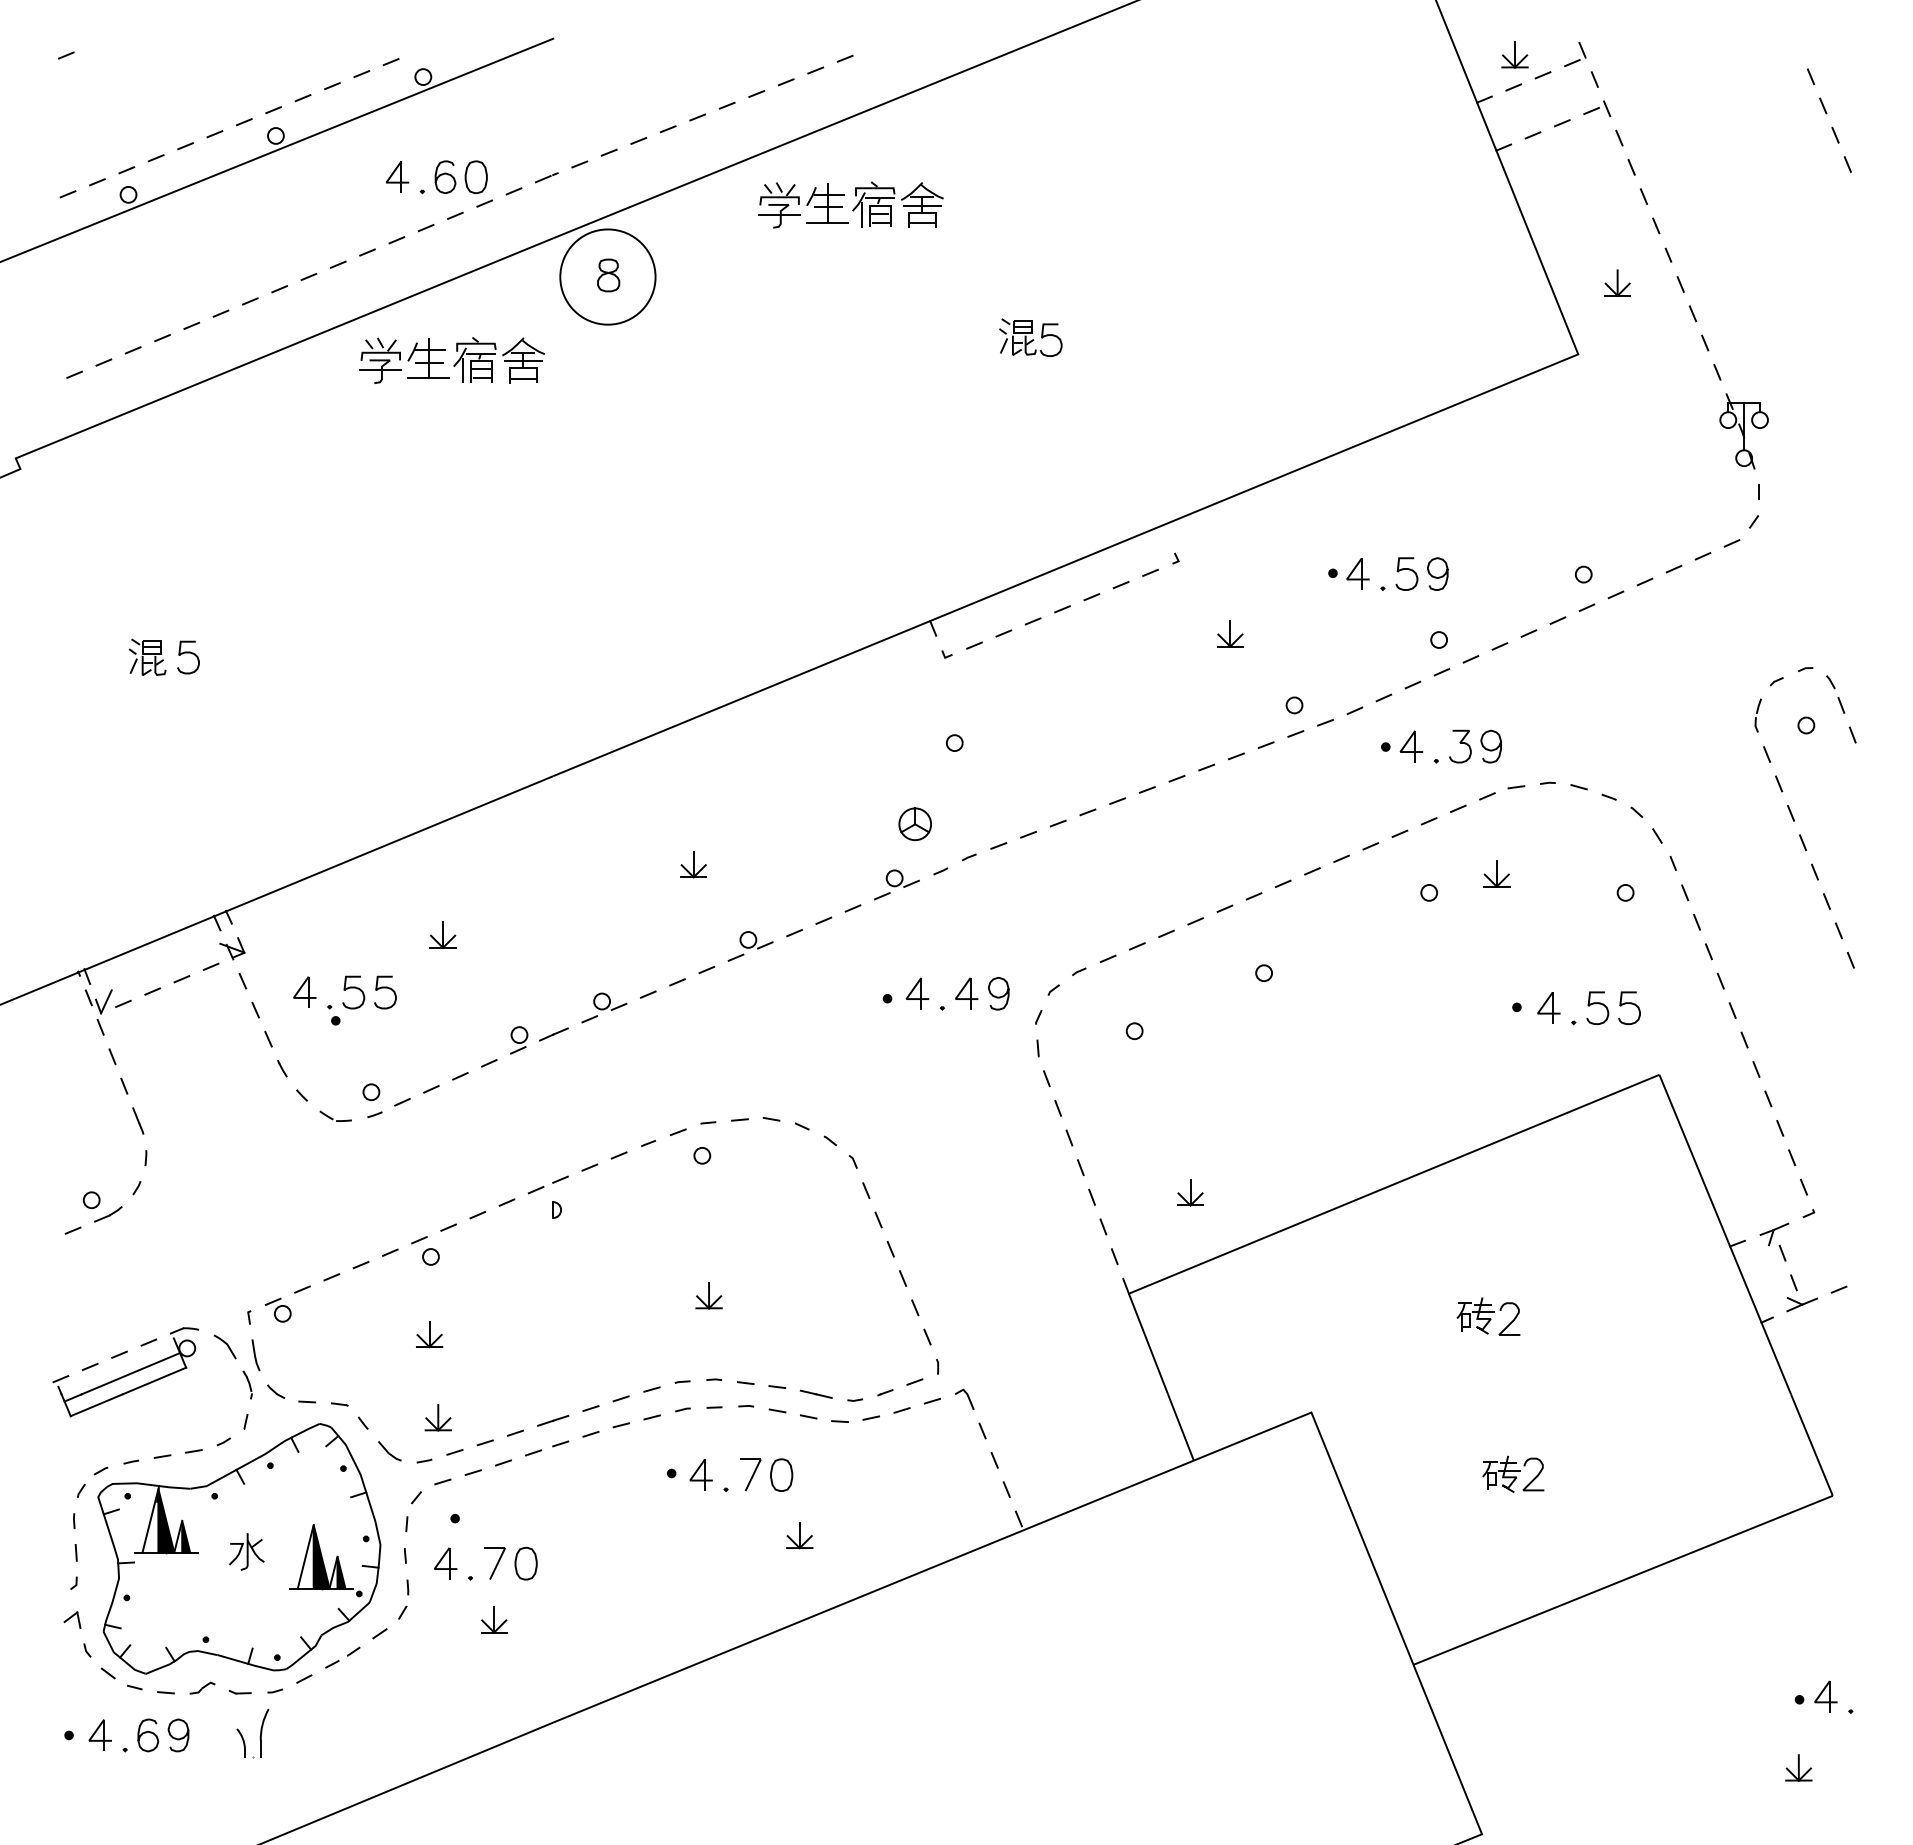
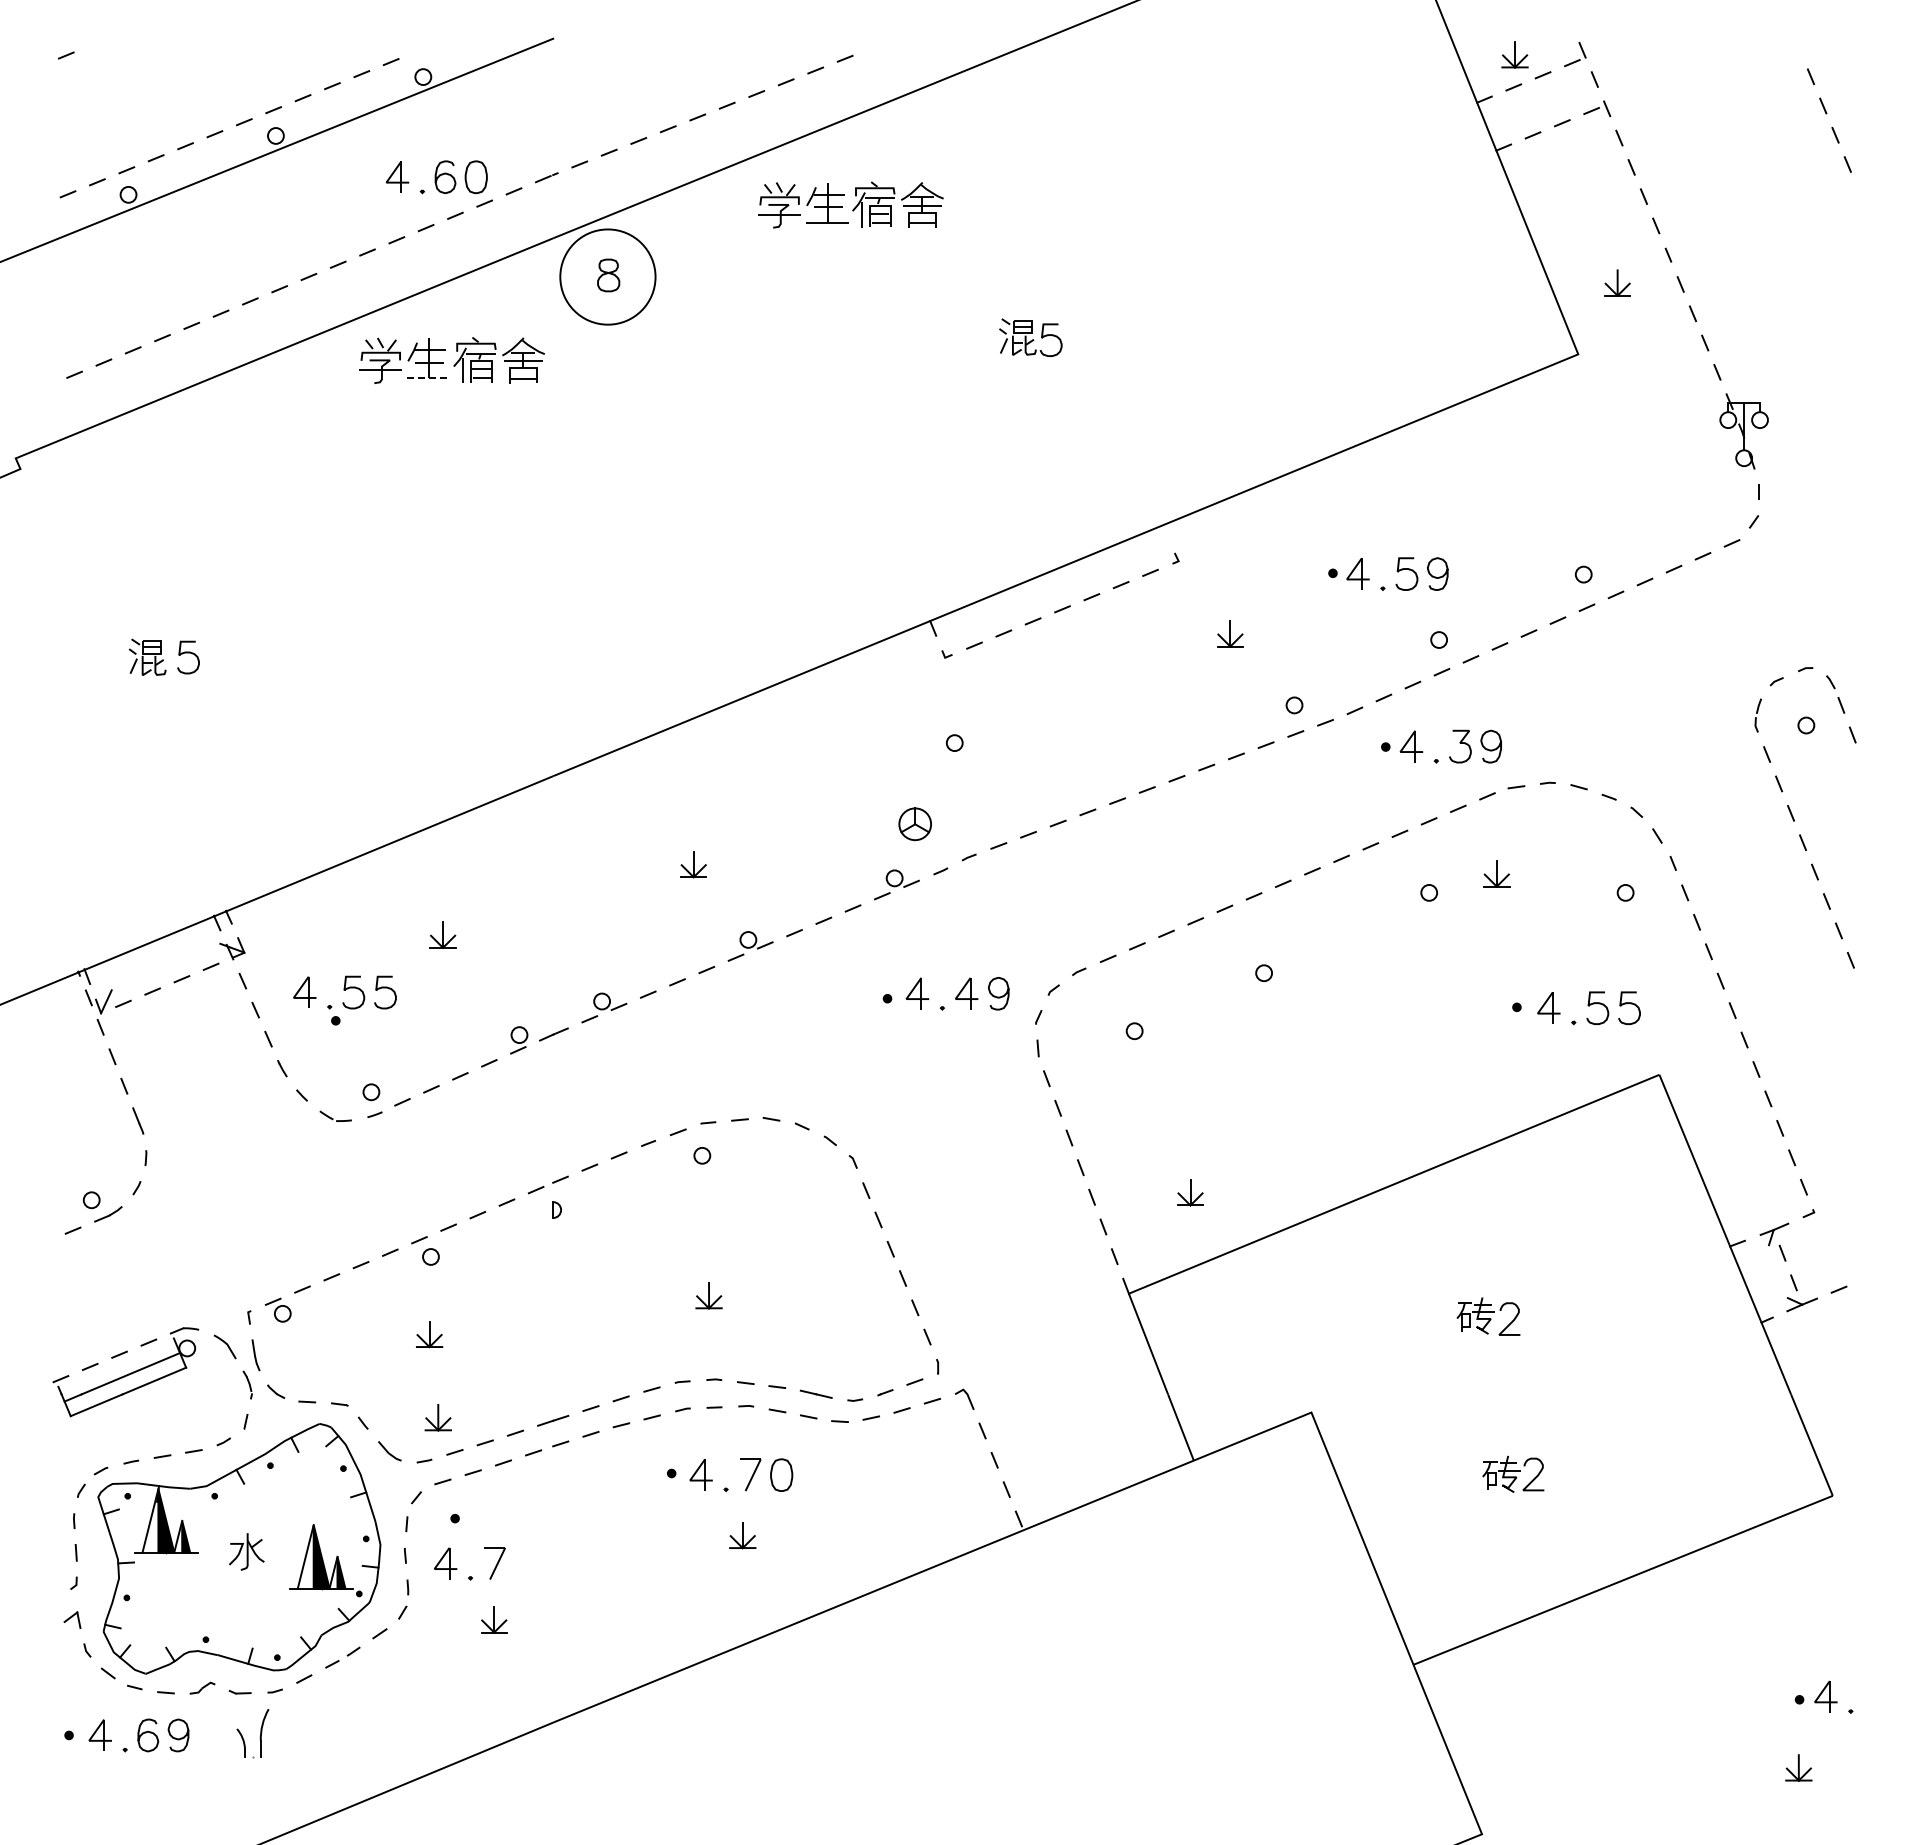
line: solid -> dashed (429, 378)
part position: (799, 1535) -> (742, 1535) (742, 1535)
part: present -> none (525, 1563)
